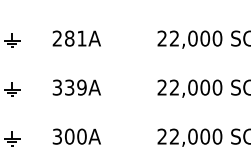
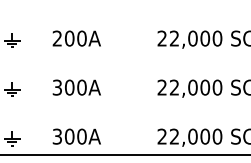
text: 281A -> 200A (75, 38)
text: 339A -> 300A (75, 87)
line: none -> present (124, 154)
